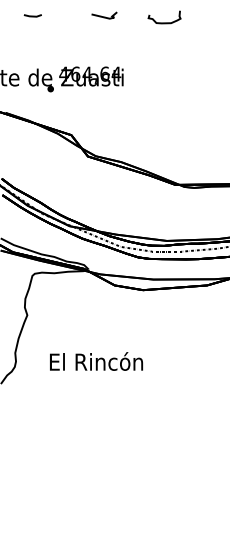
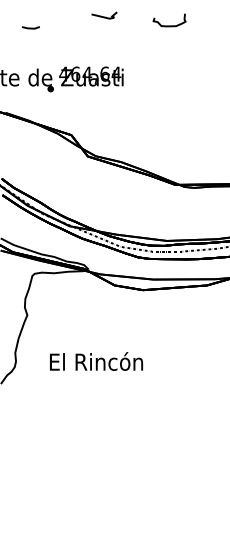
line position: (32, 15) -> (30, 27) (30, 27)
curve position: (164, 22) -> (169, 25) (169, 25)
